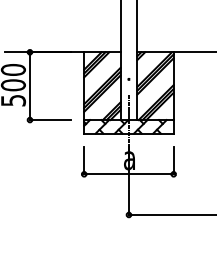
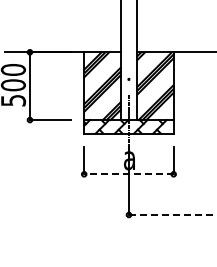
line: solid -> dashed (128, 174)
line: solid -> dashed (172, 214)
